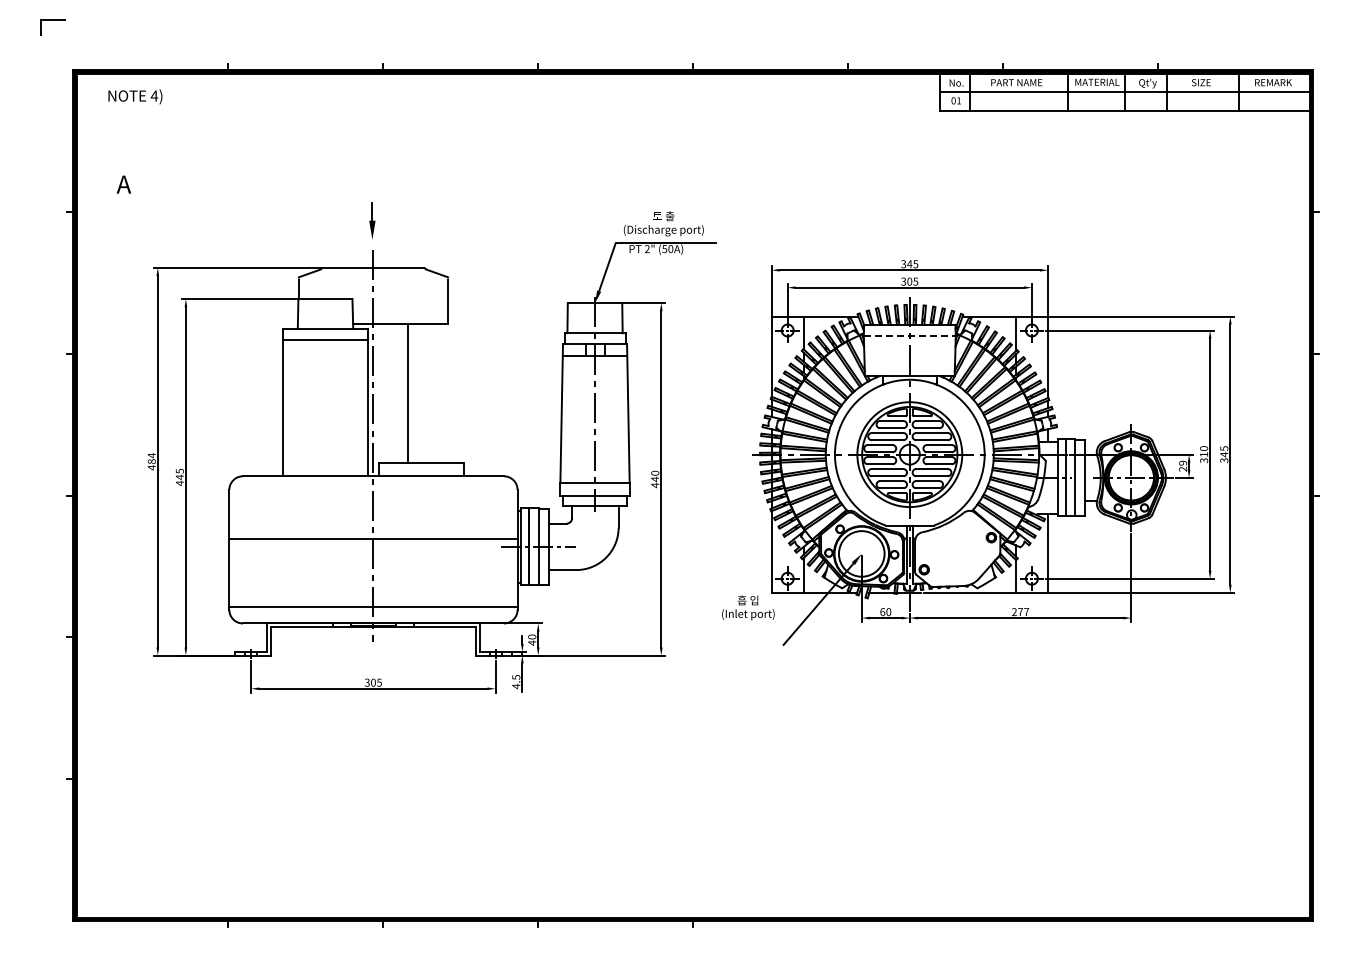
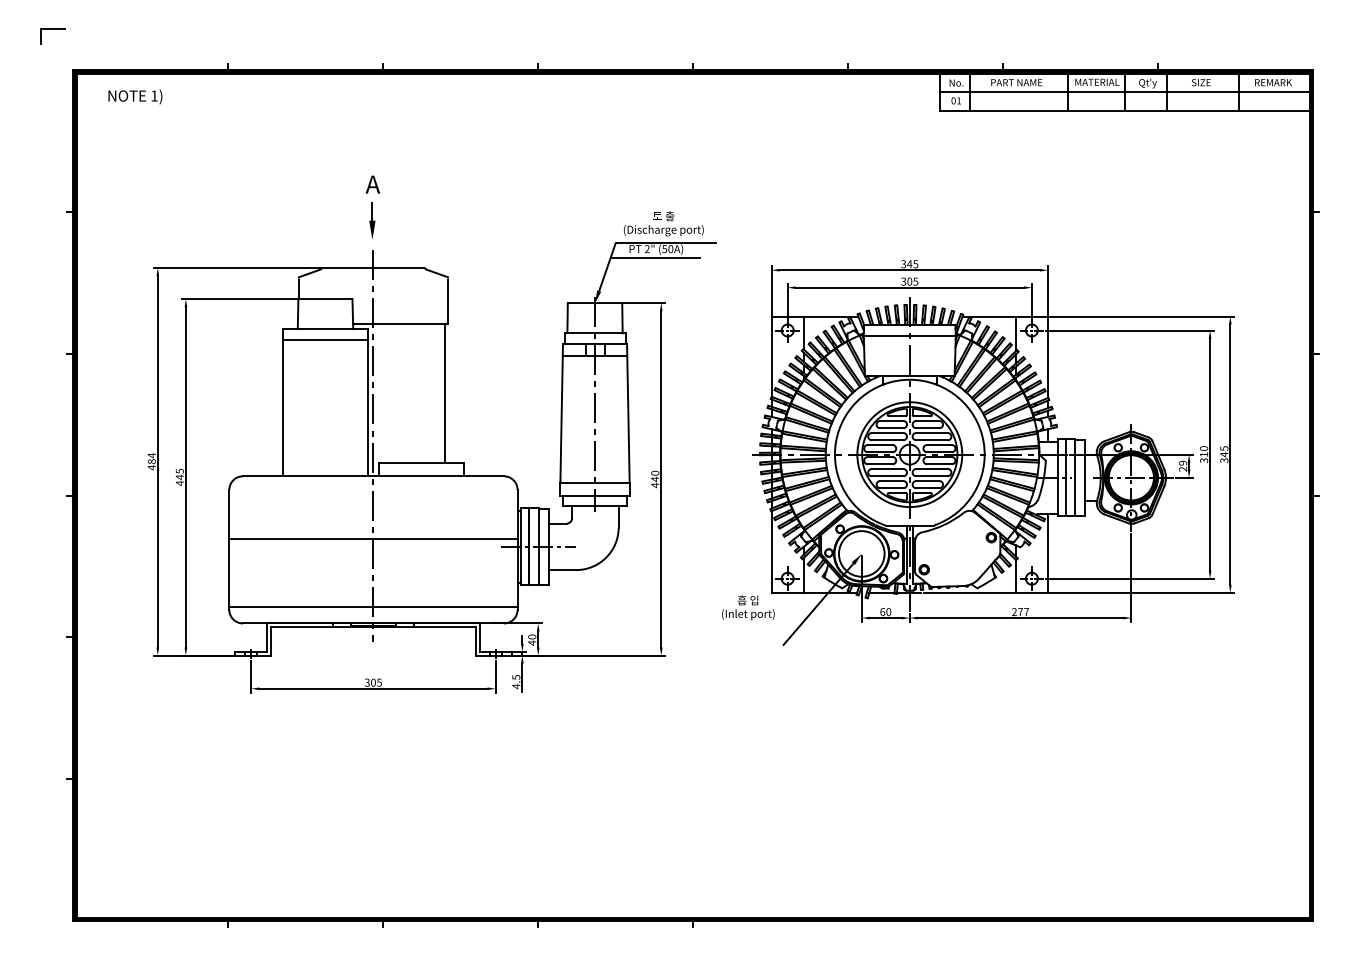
line position: (52, 20) -> (52, 29) (52, 29)
text: 4) -> 1) (154, 95)
text position: (123, 184) -> (372, 184) (372, 184)
line: none -> present (654, 258)
line: dashed -> solid (910, 336)
line position: (407, 393) -> (444, 393) (444, 393)
